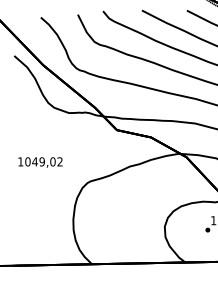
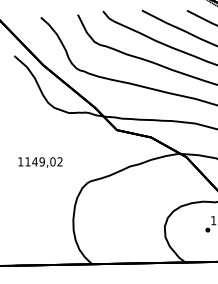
text: 1049,02 -> 1149,02 (27, 161)
